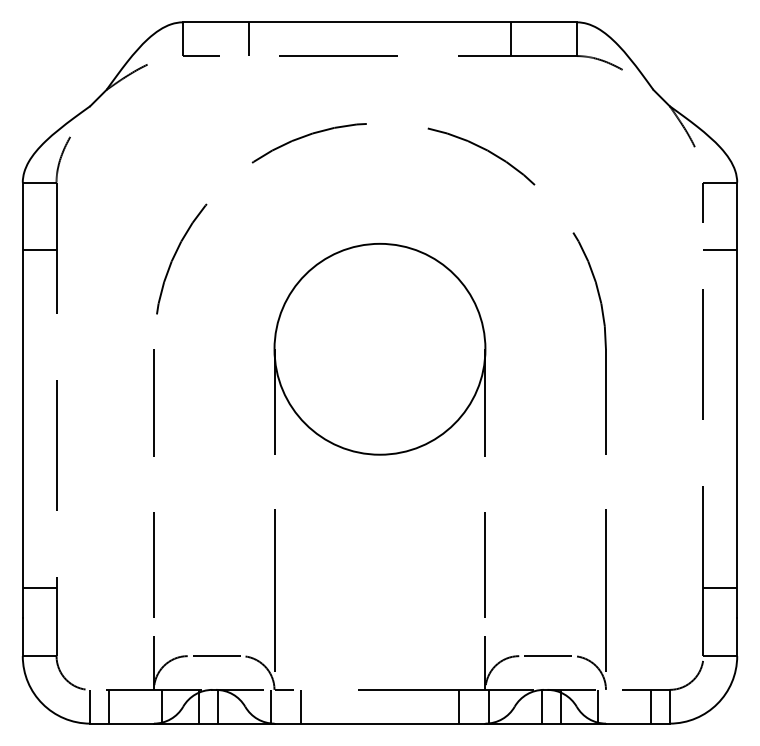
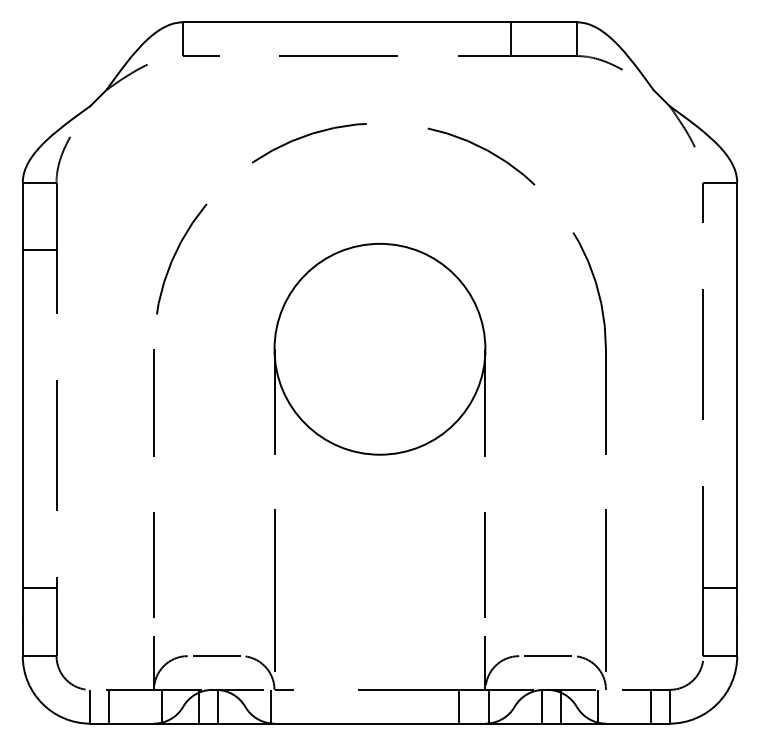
line: present -> none (248, 39)
line: present -> none (720, 250)
line: present -> none (300, 706)
